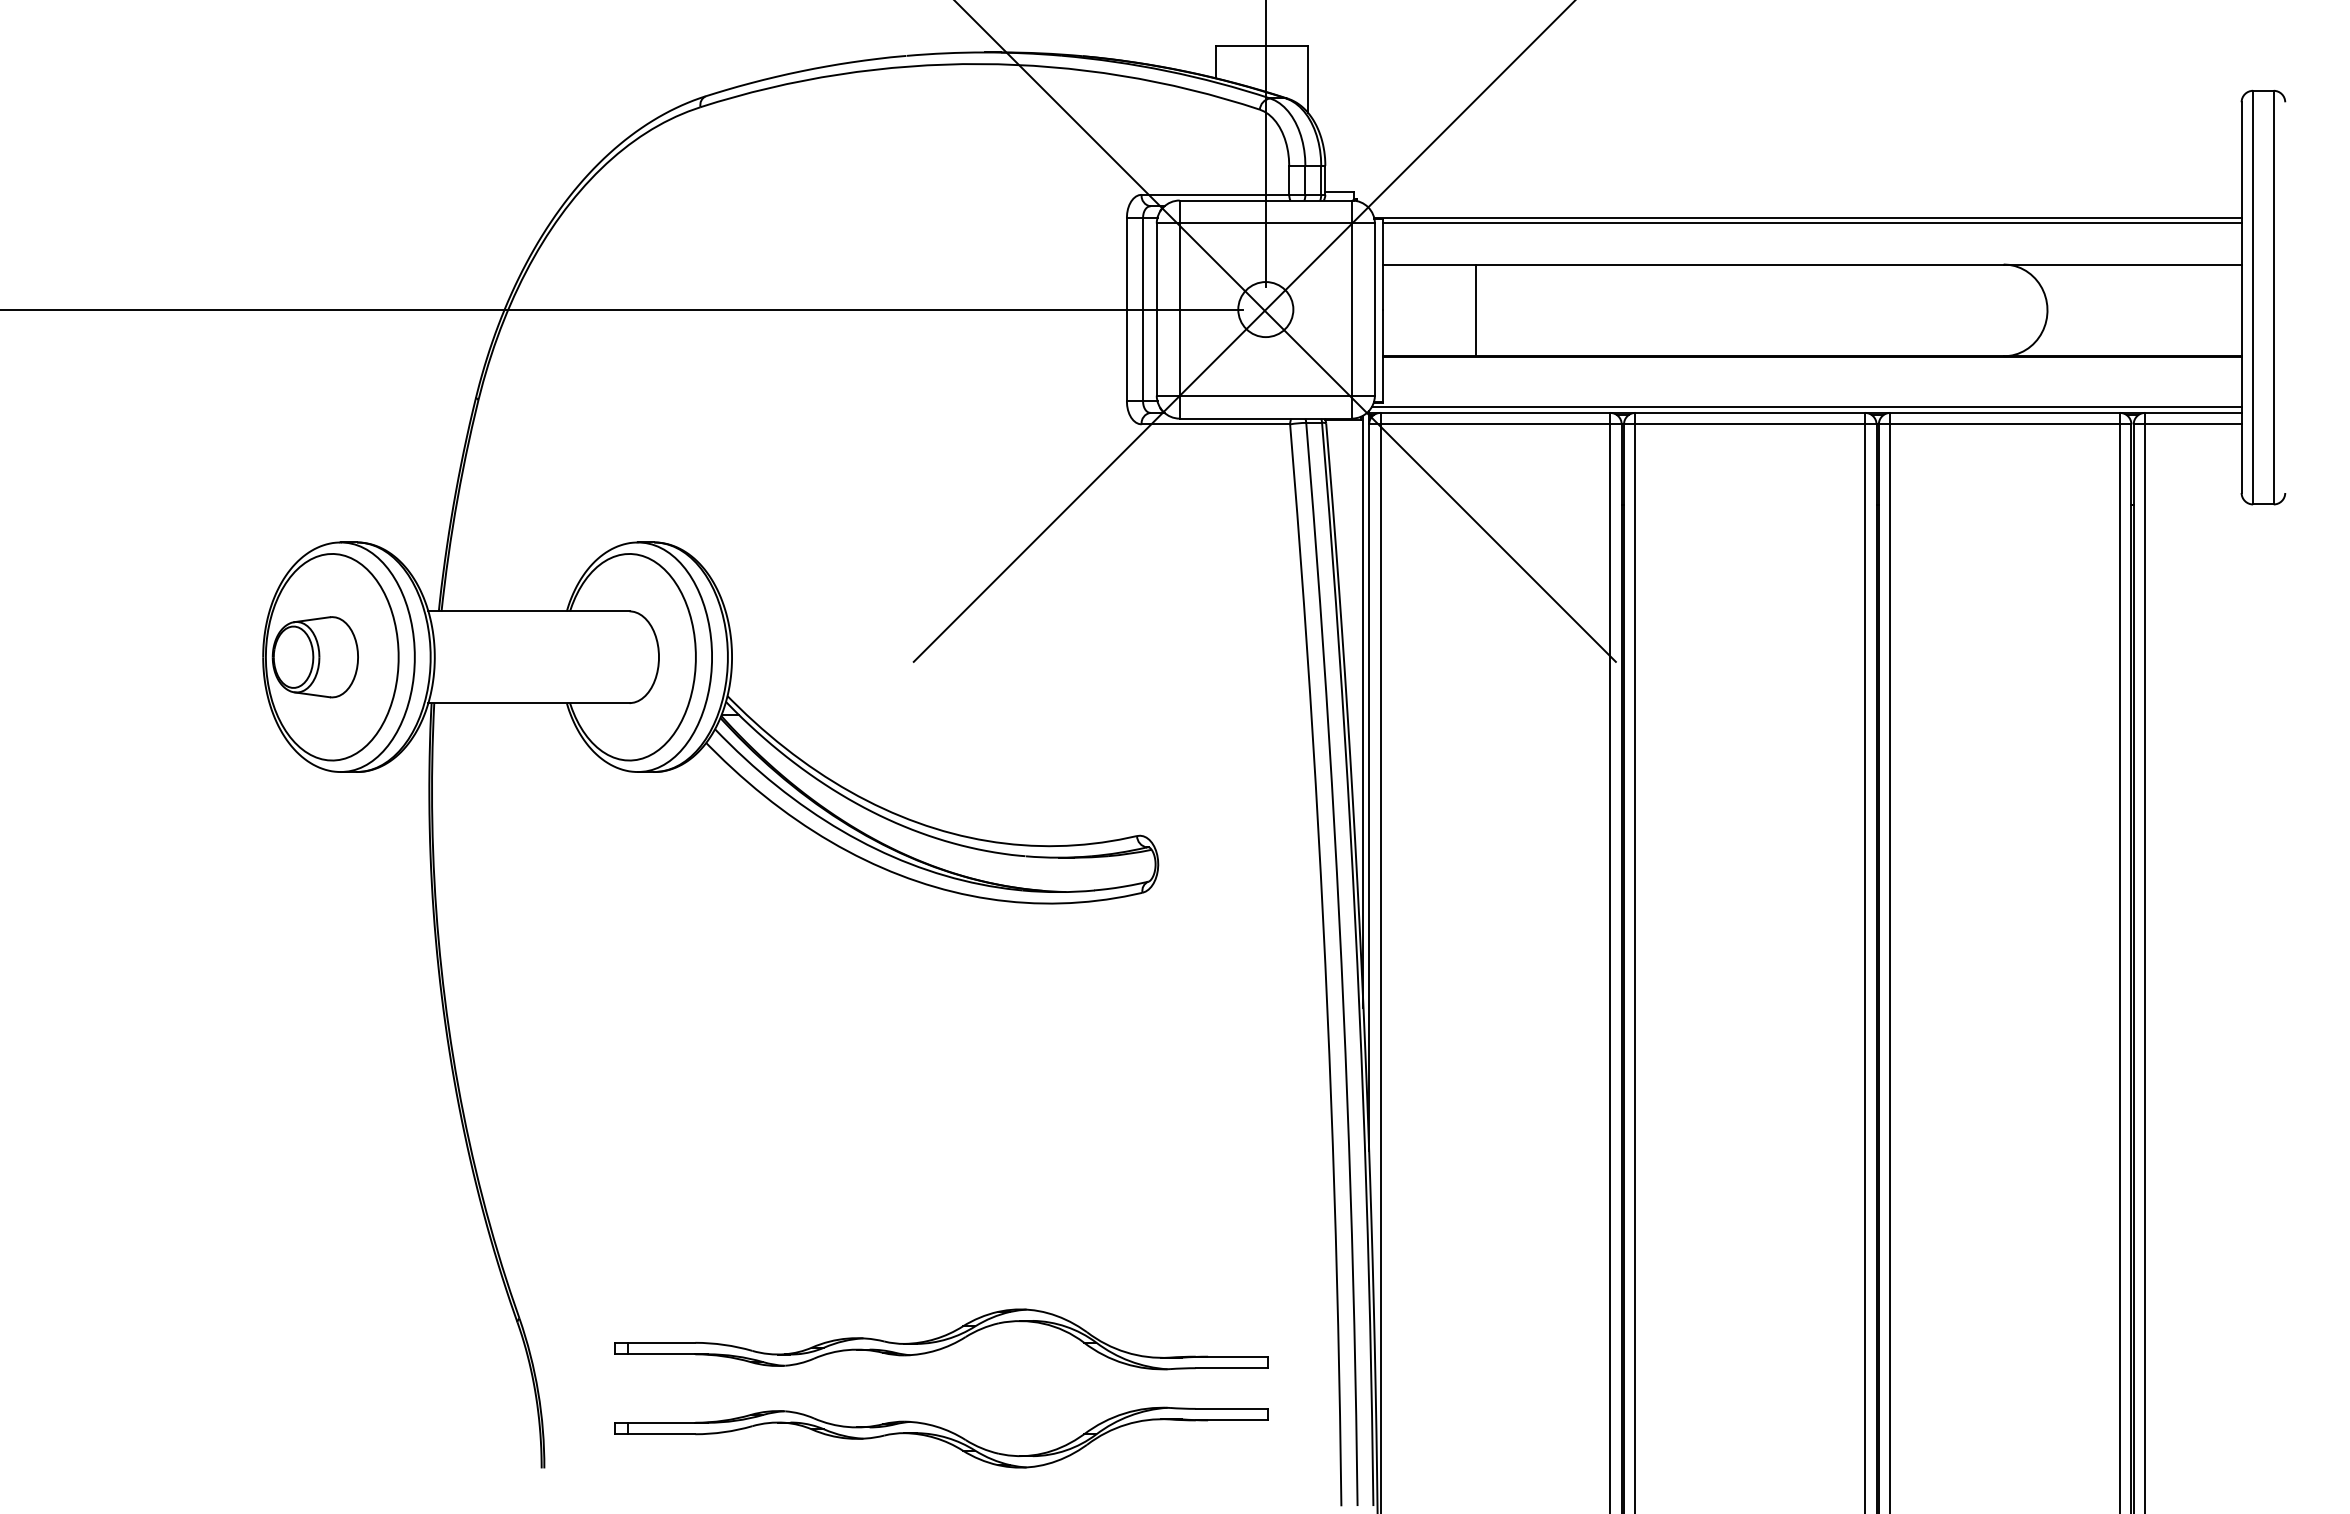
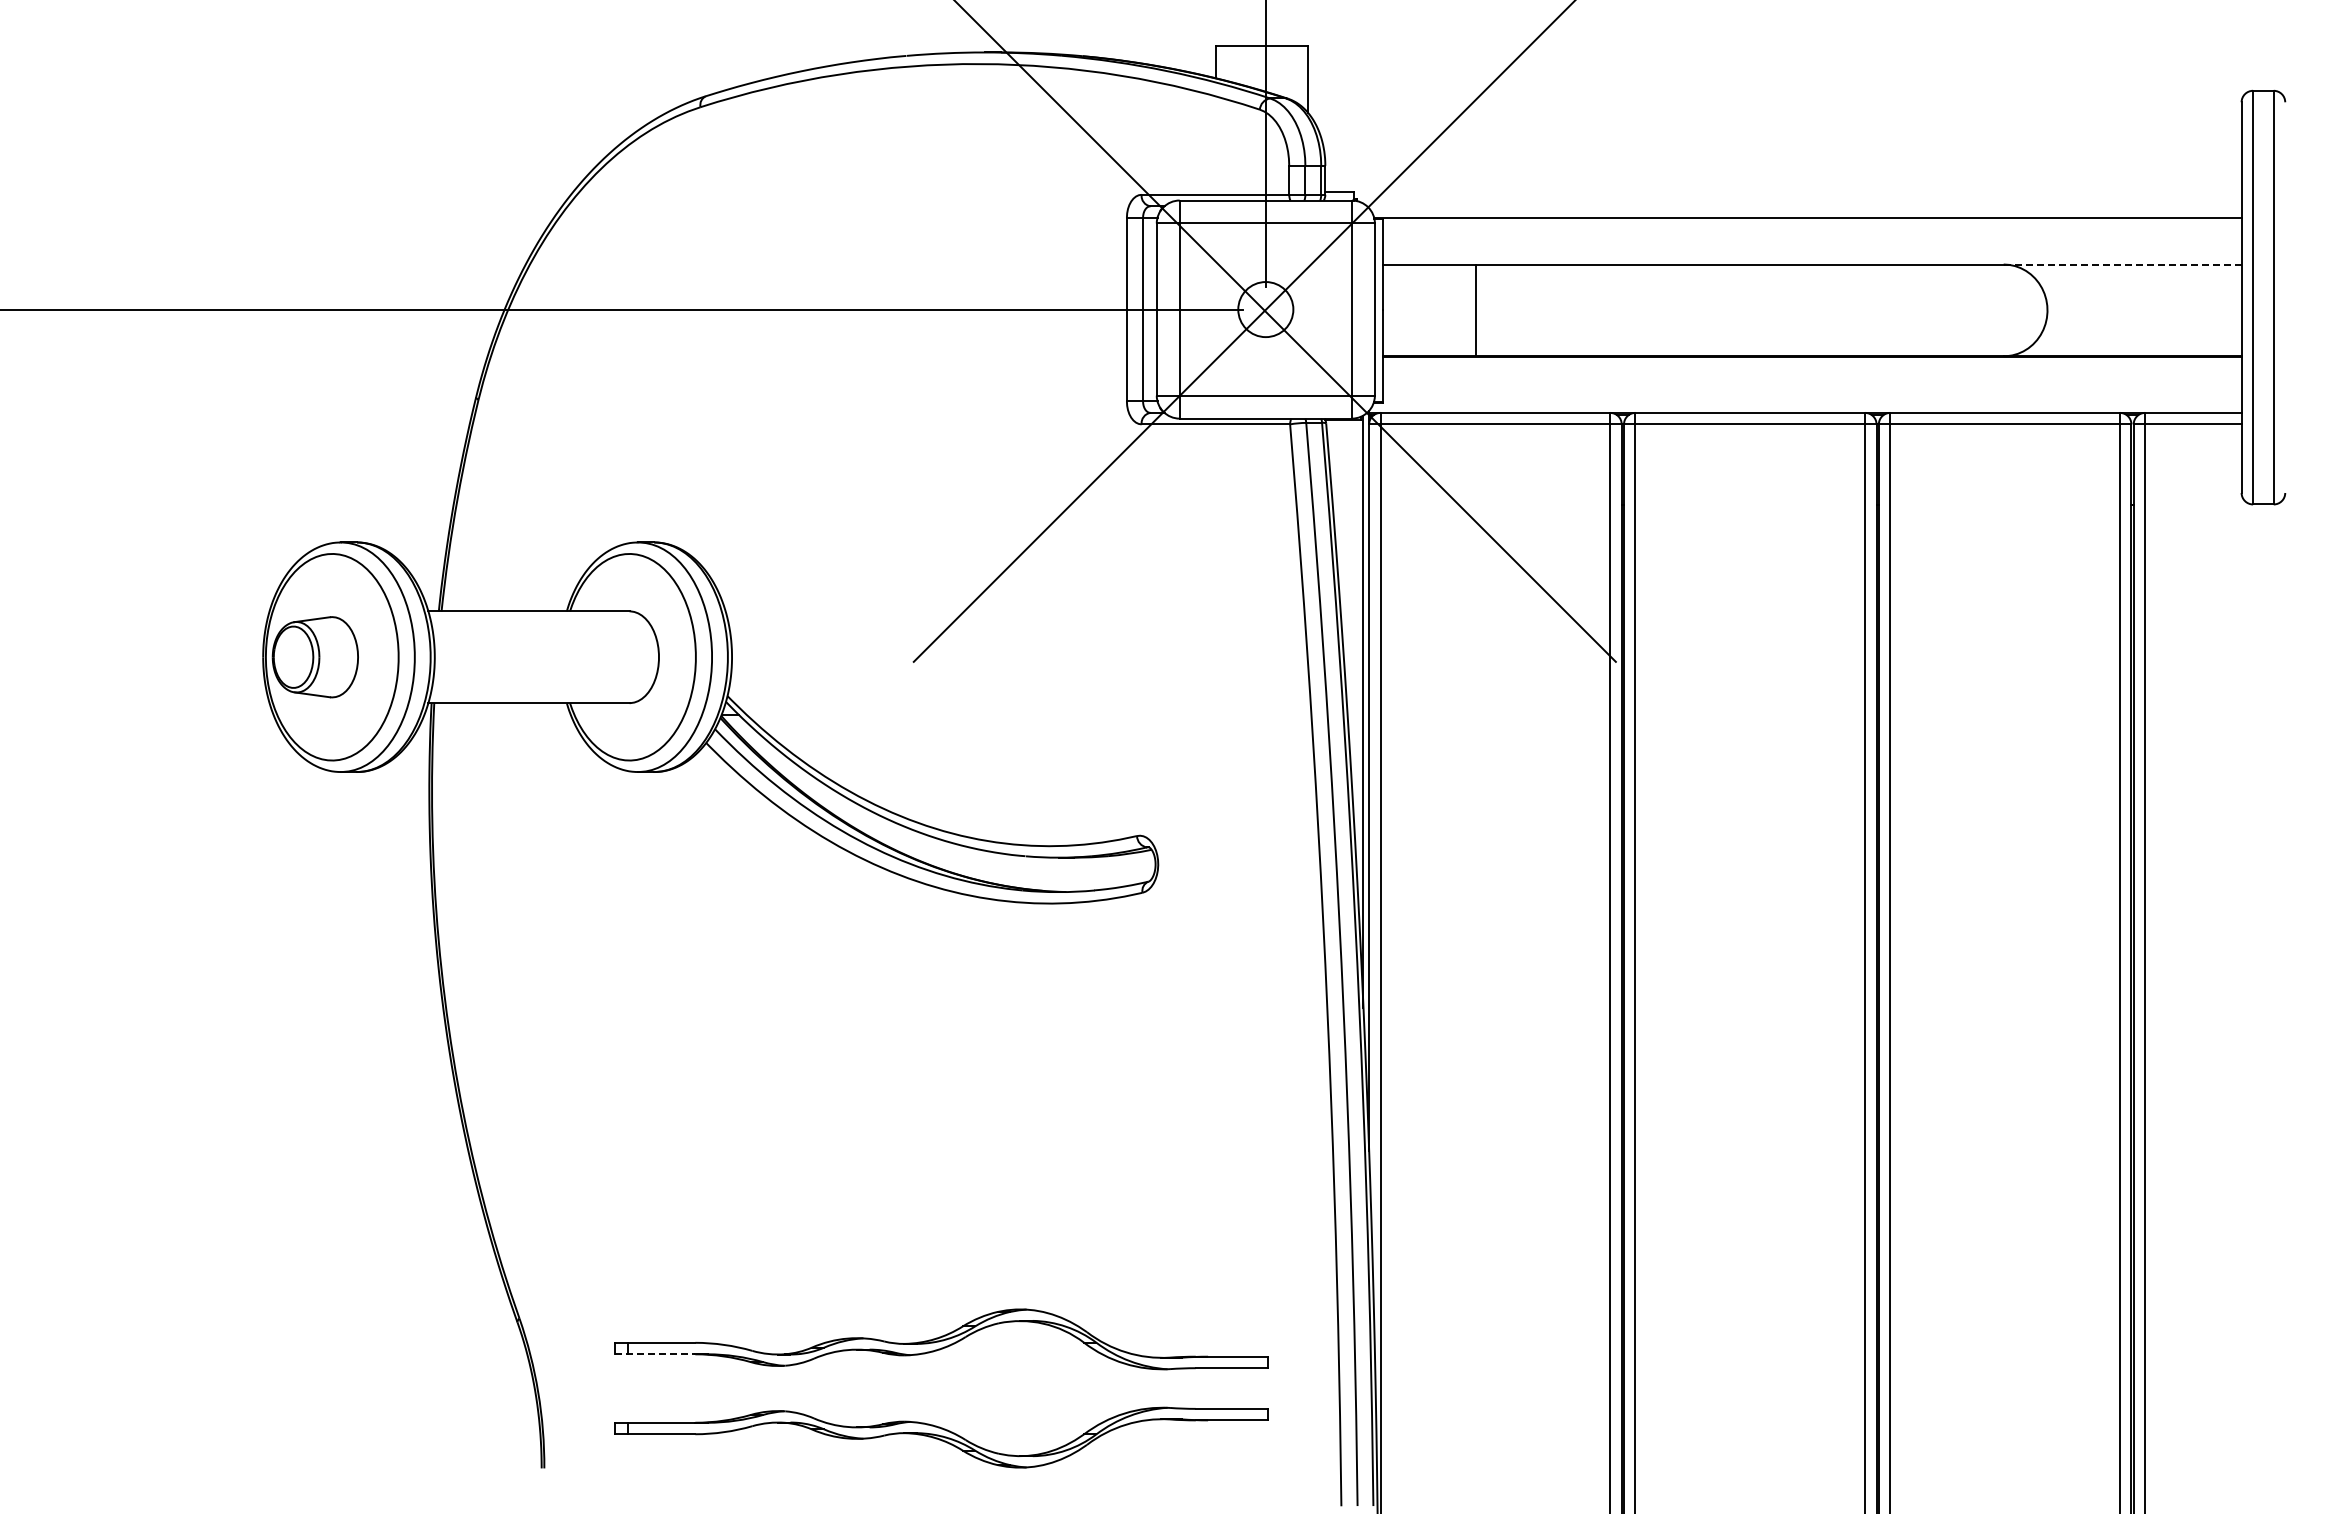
line: present -> none (1811, 223)
line: solid -> dashed (2122, 264)
line: present -> none (1806, 407)
line: solid -> dashed (655, 1354)
